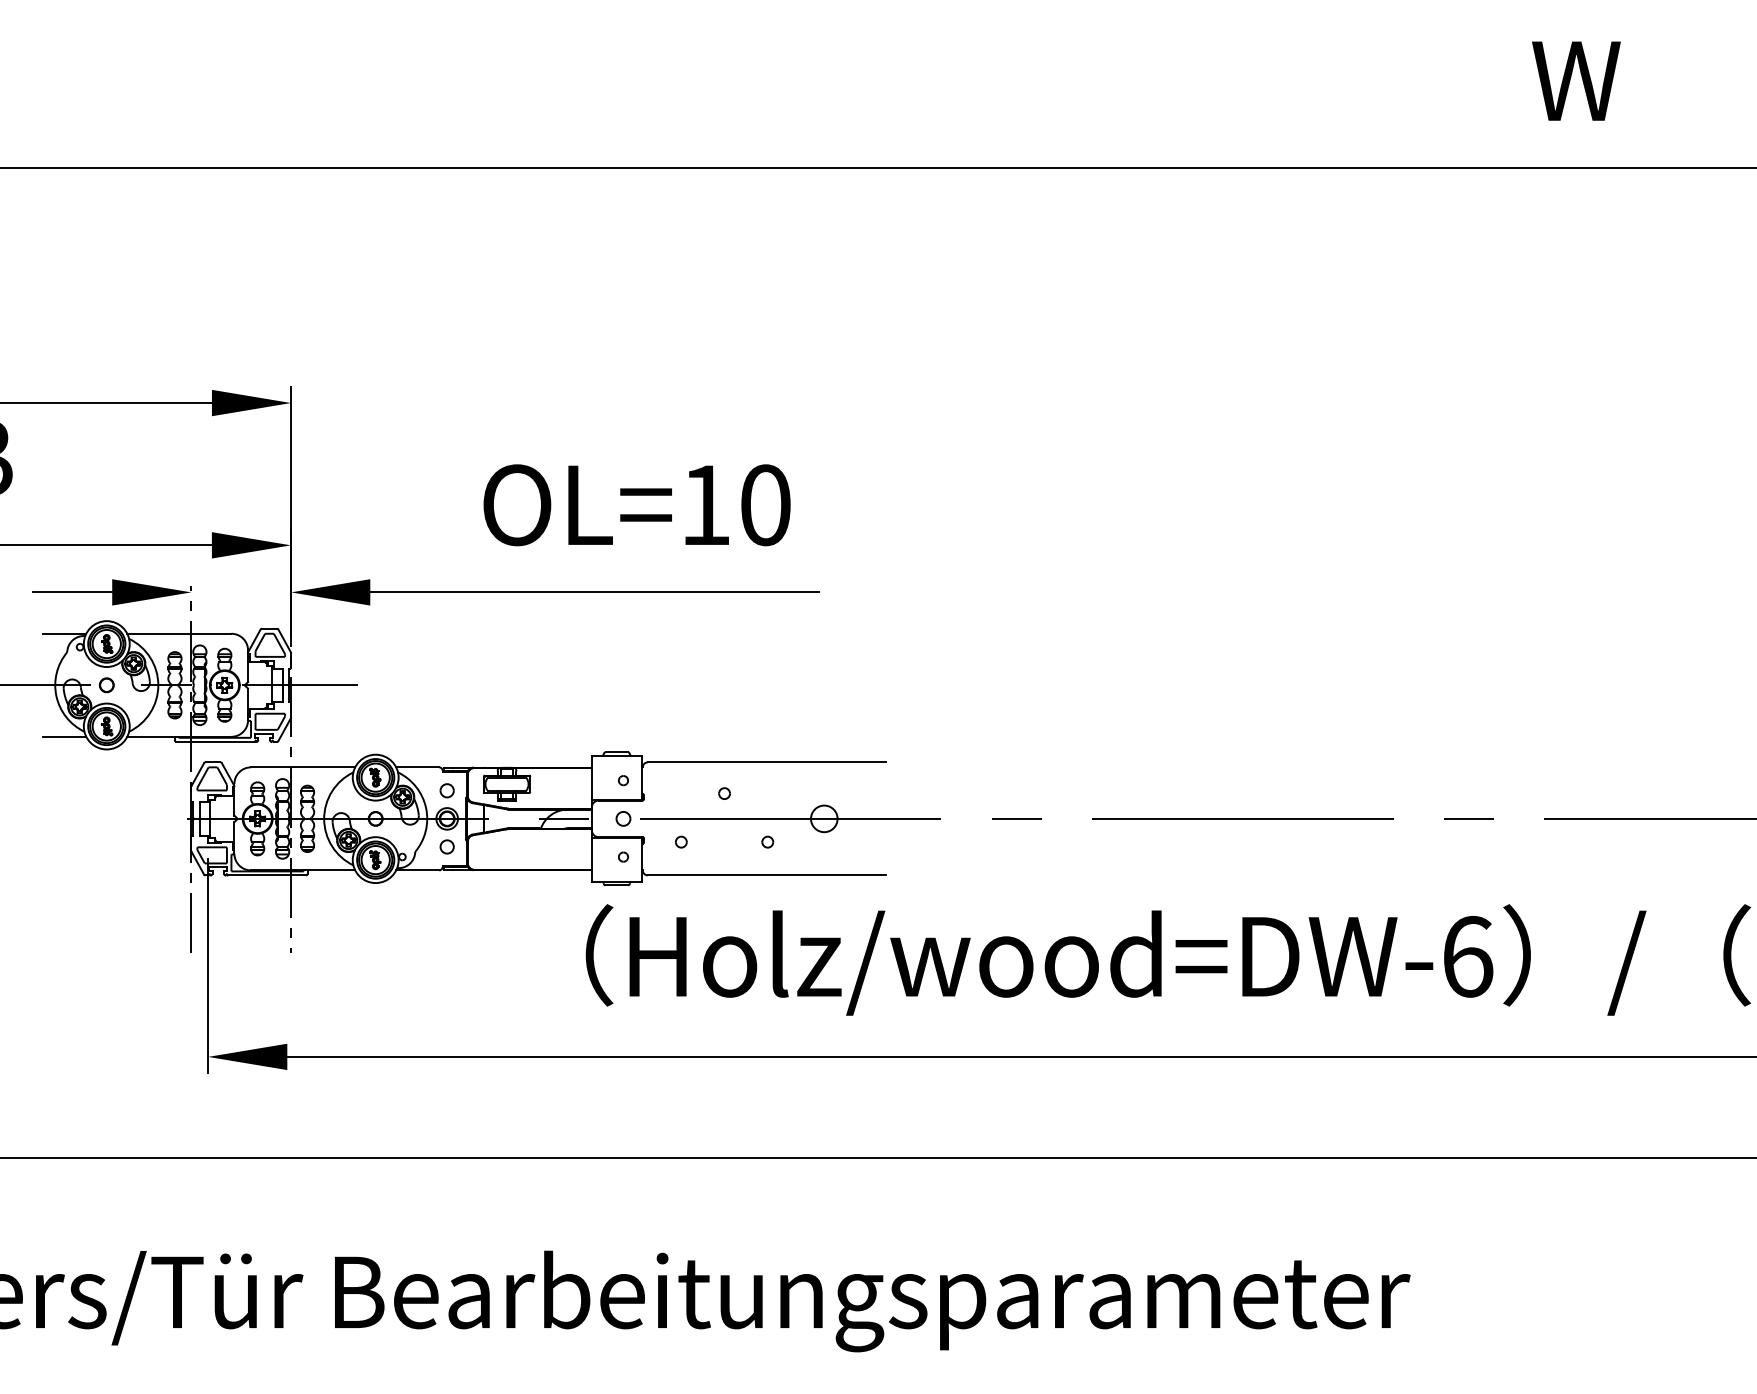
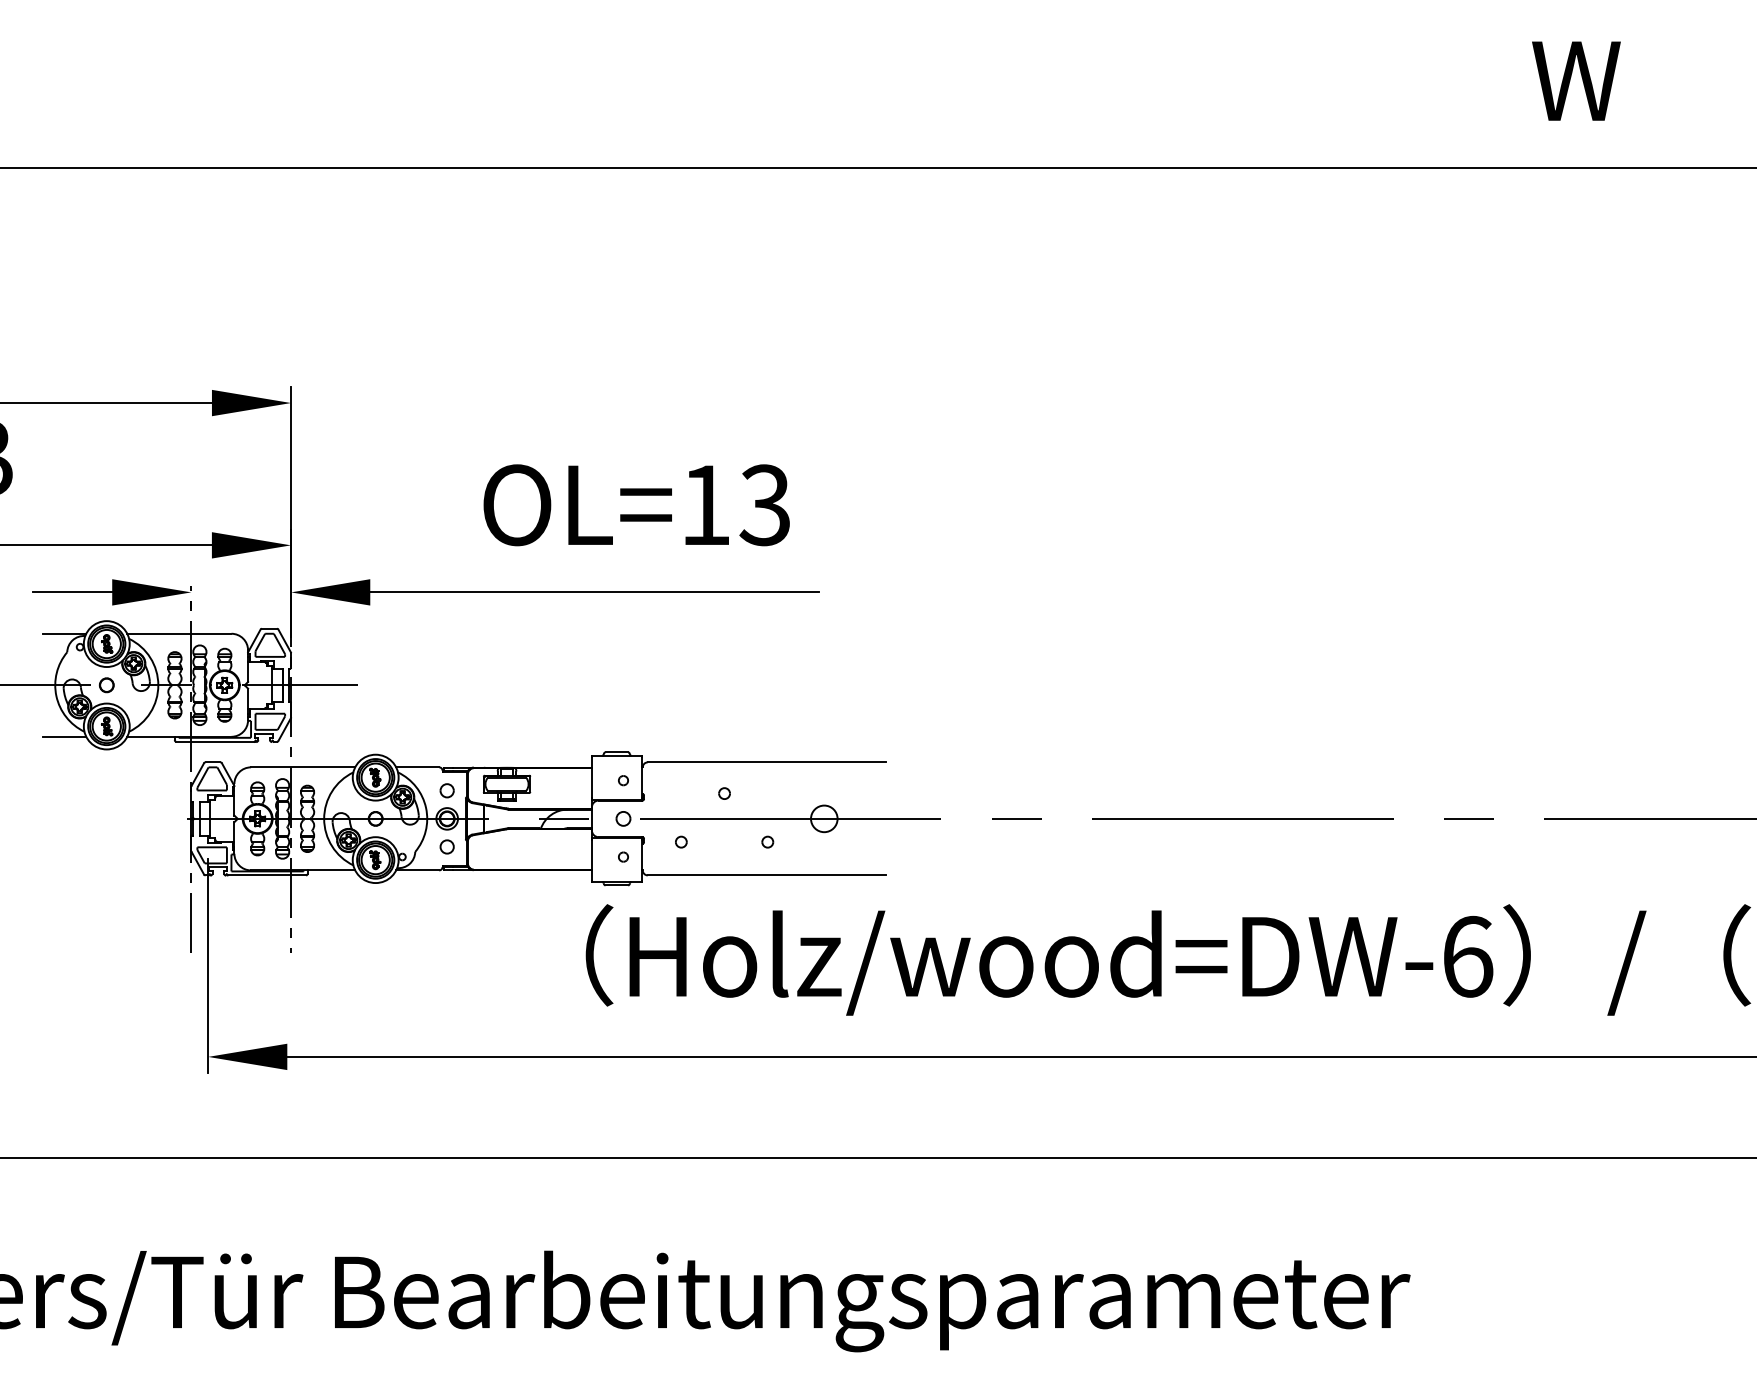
text: OL=10 -> OL=13 (764, 505)
